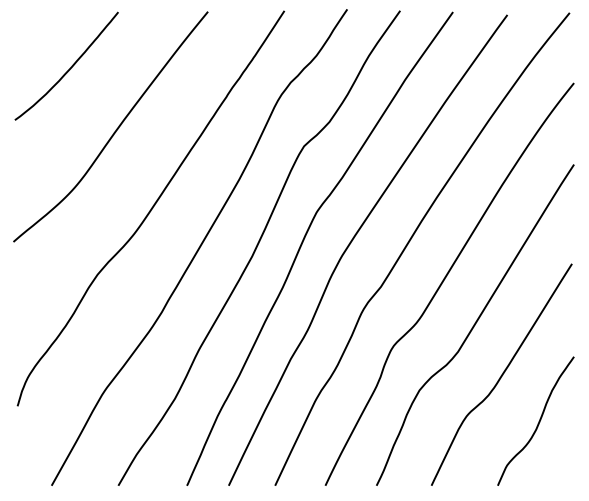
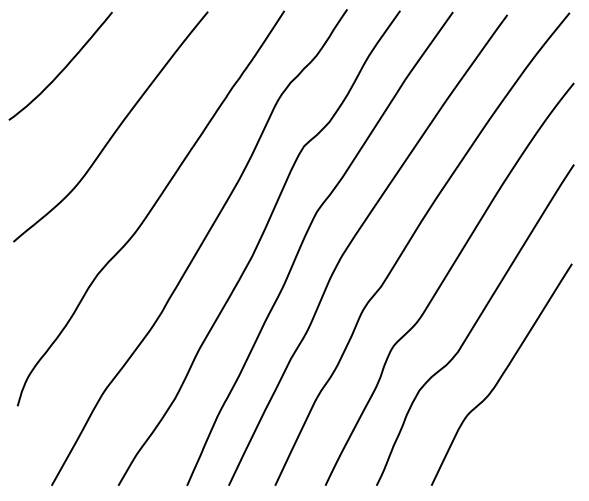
curve position: (69, 68) -> (63, 68) (63, 68)
curve: present -> none (538, 421)
